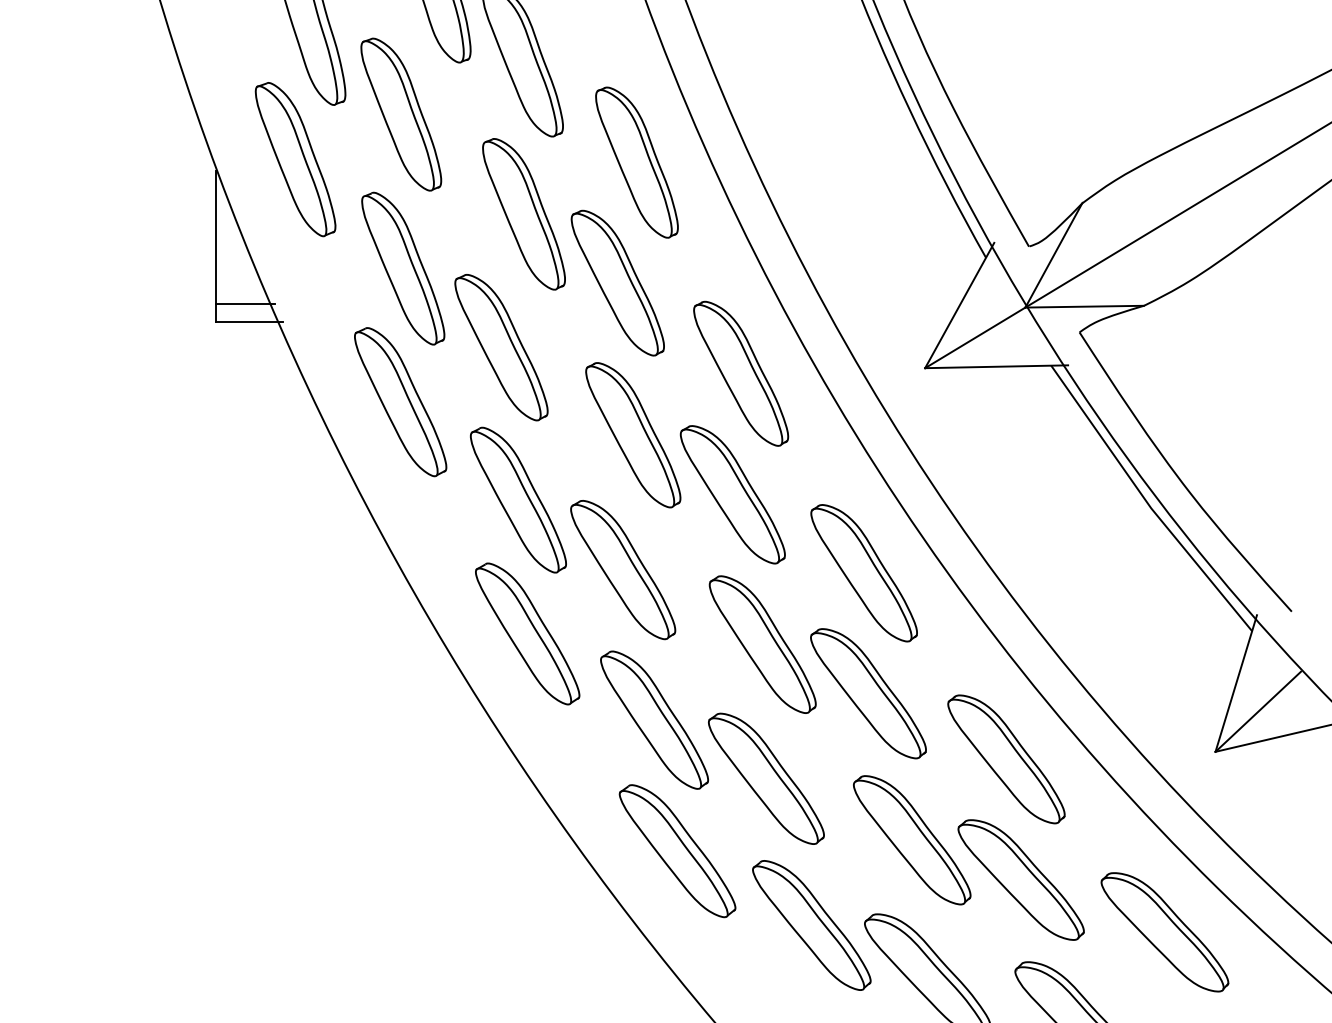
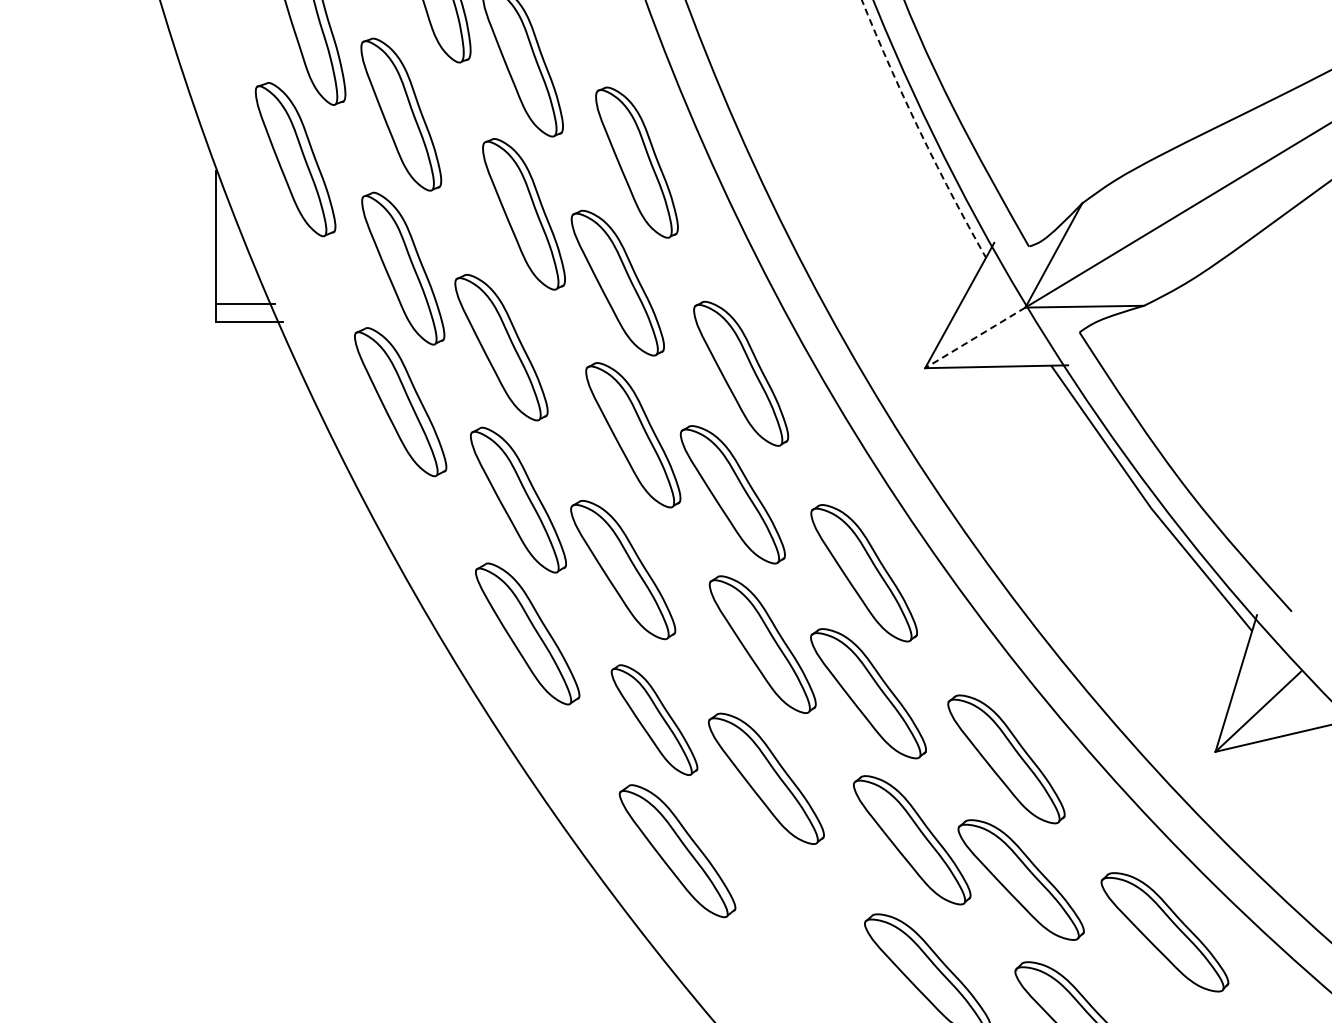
arc: solid -> dashed (919, 131)
line: solid -> dashed (975, 337)
part size: 109x140 px -> 89x112 px (654, 719)
part: present -> none (811, 925)
